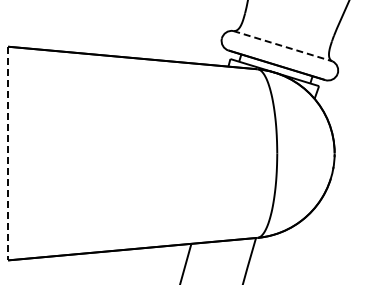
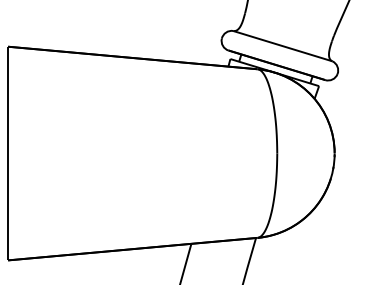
line: dashed -> solid (282, 46)
line: dashed -> solid (8, 153)
